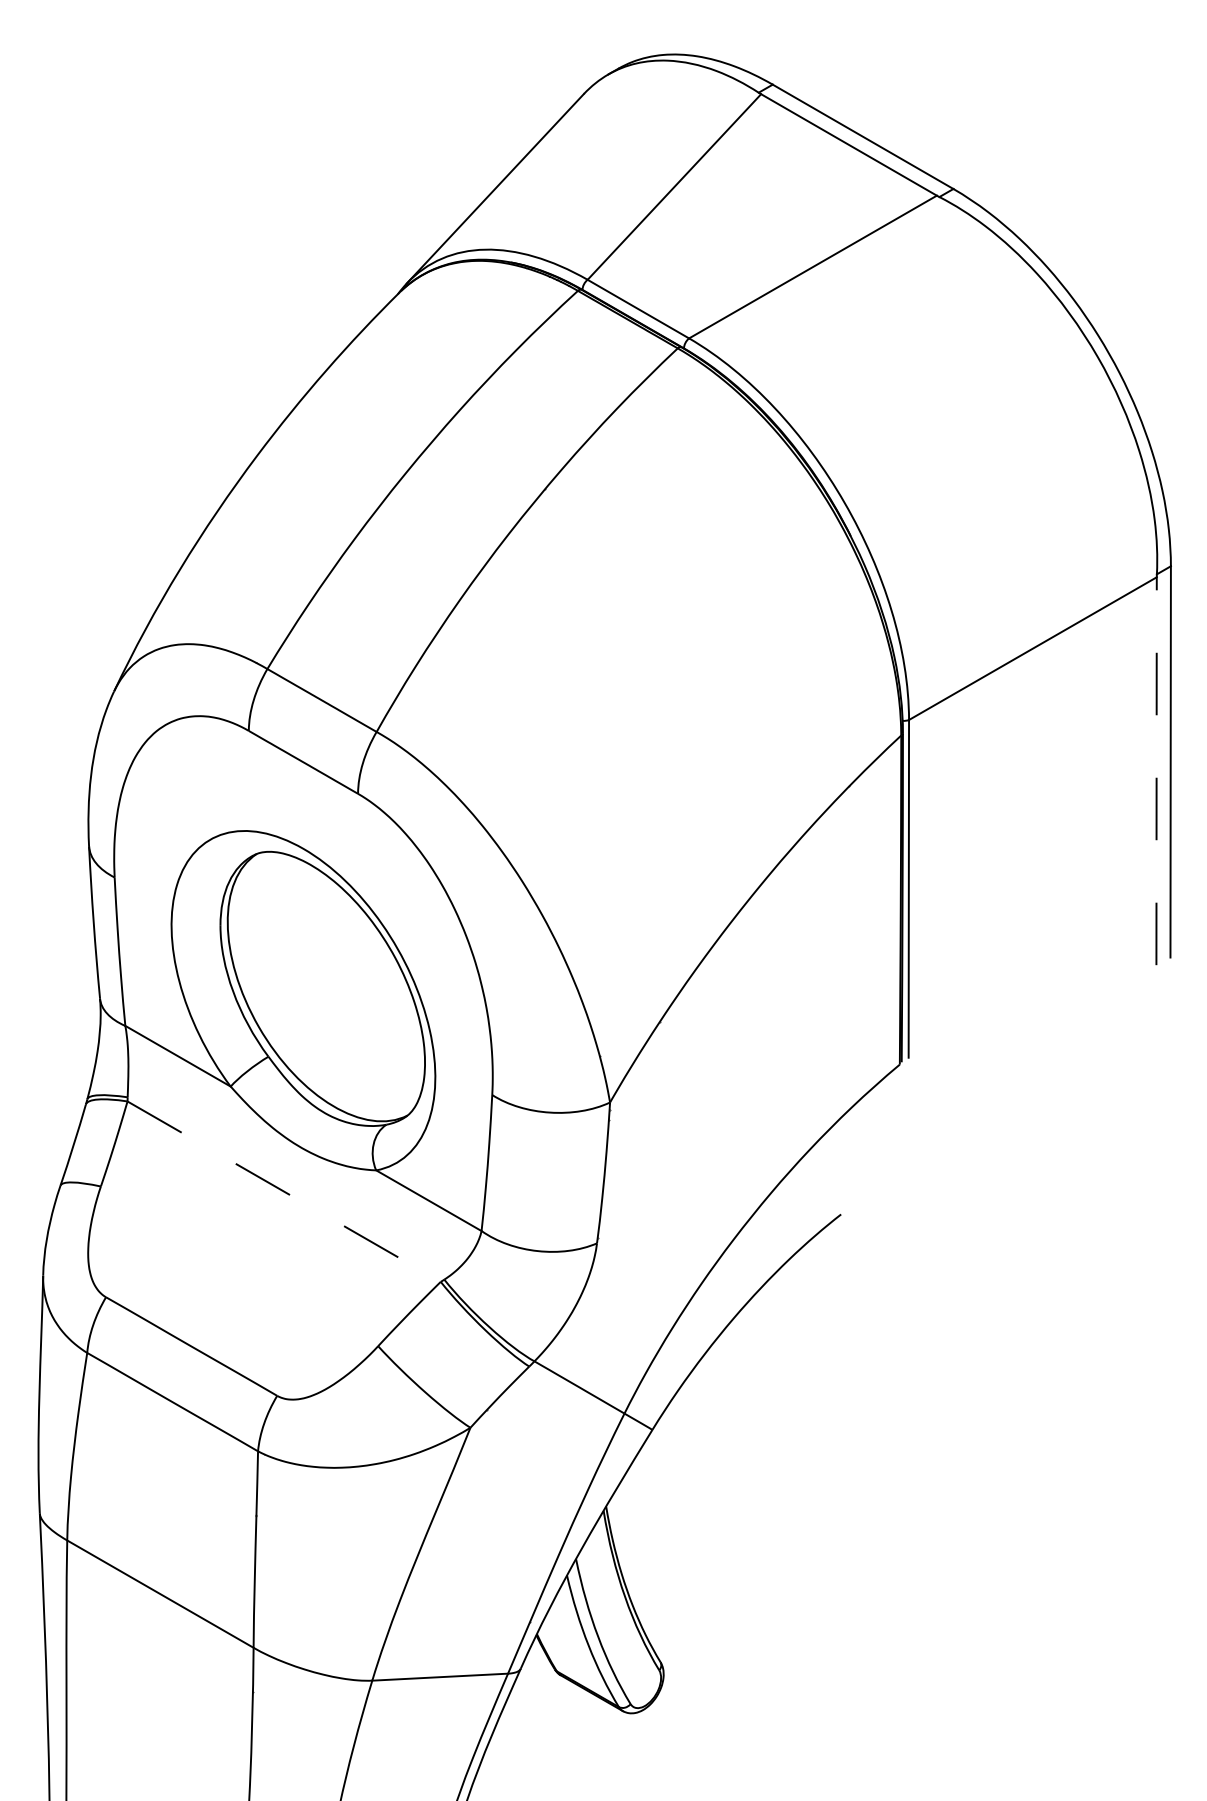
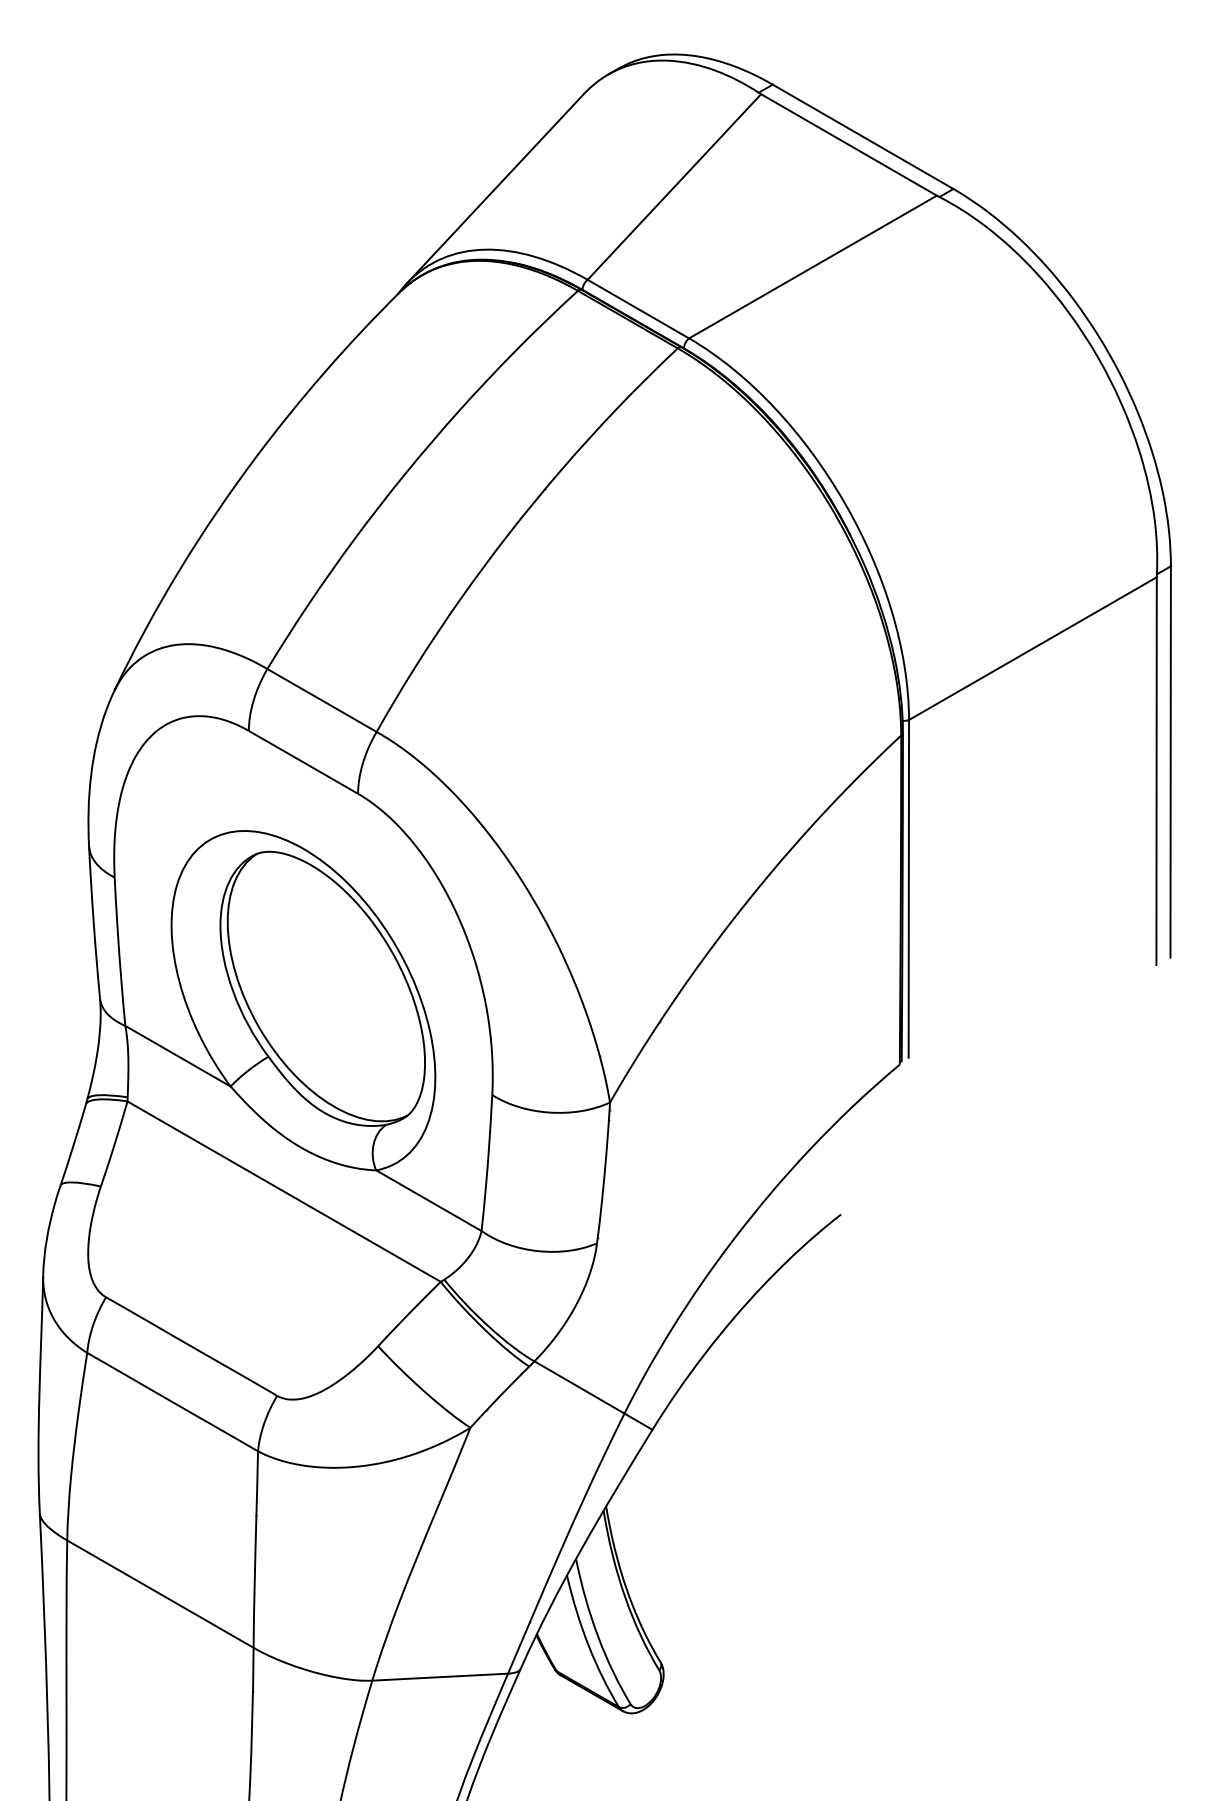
line: dashed -> solid (1156, 771)
line: dashed -> solid (284, 1191)
